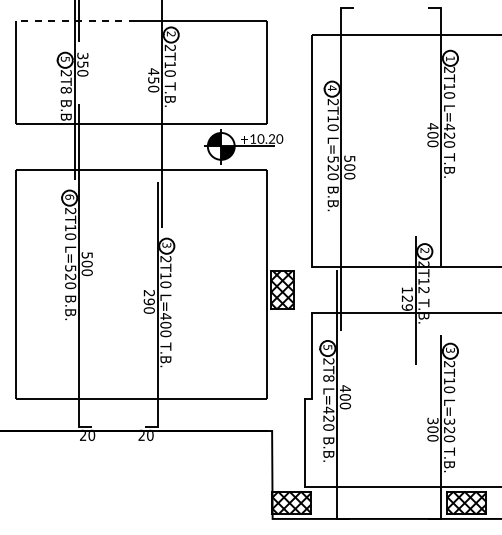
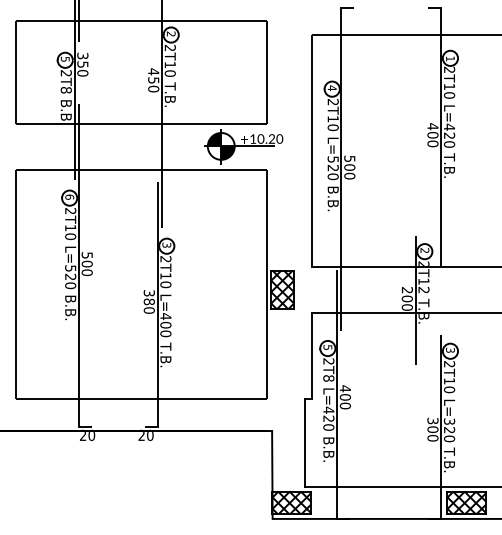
line: dashed -> solid (75, 20)
text: 290 -> 380 (148, 297)
text: 129 -> 200 (406, 298)
